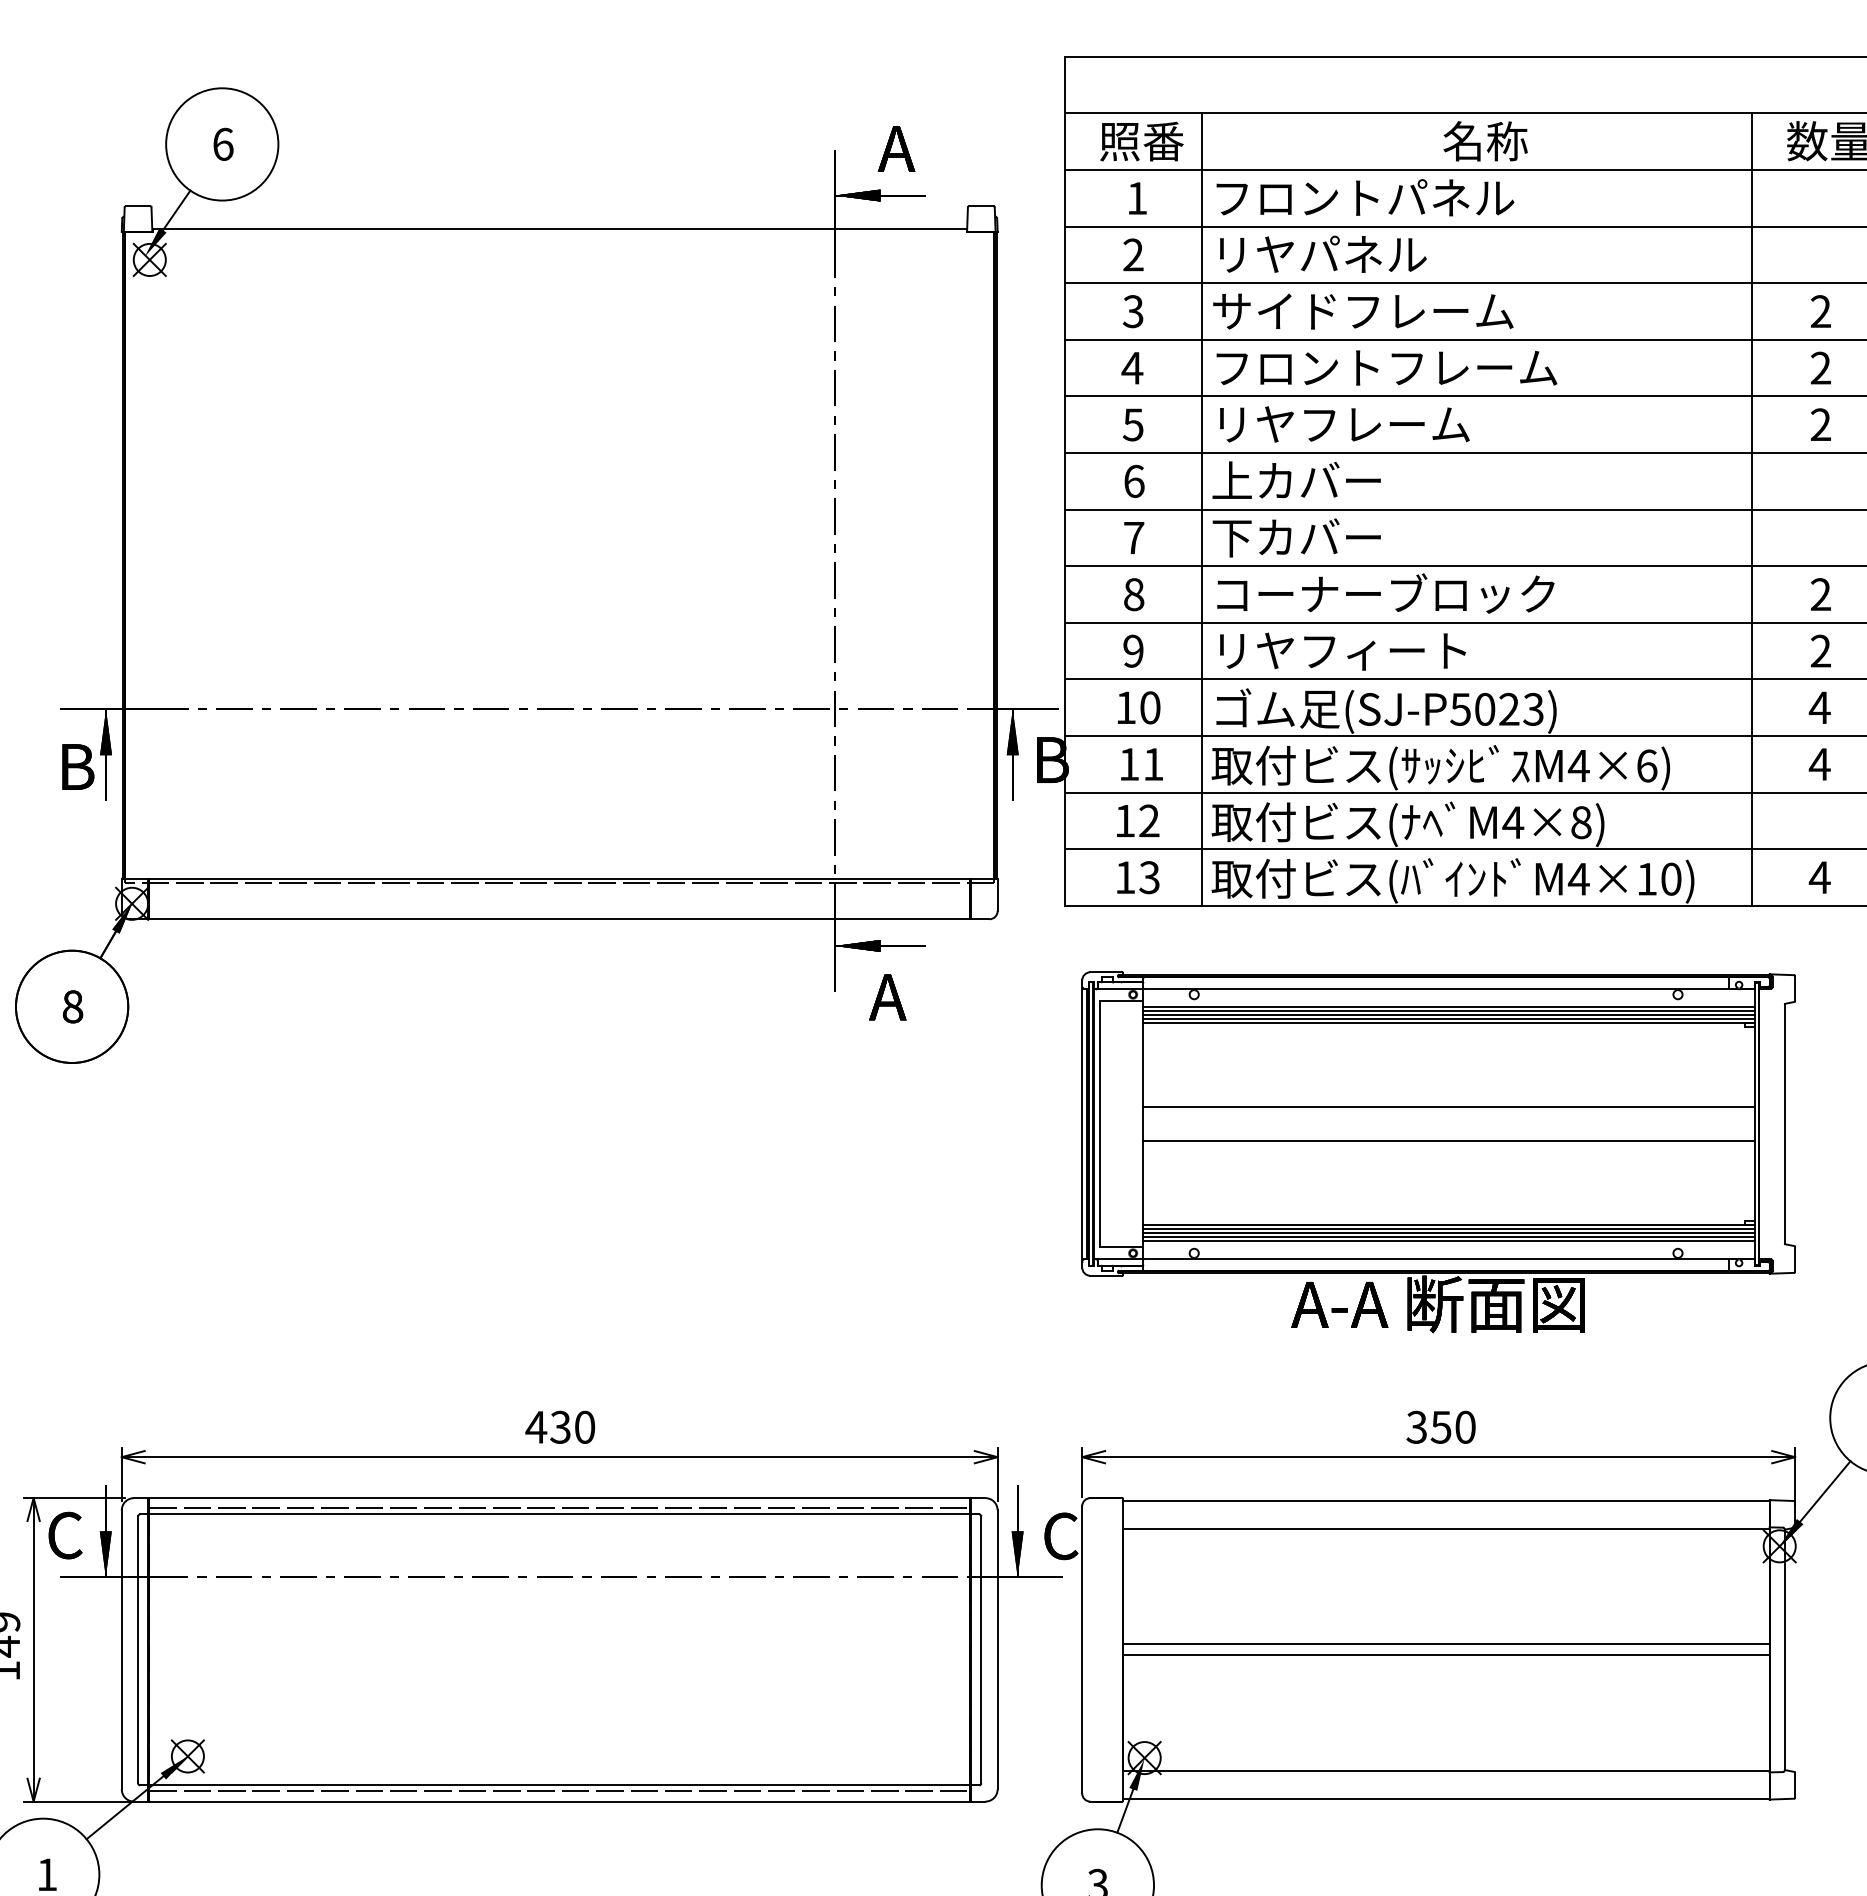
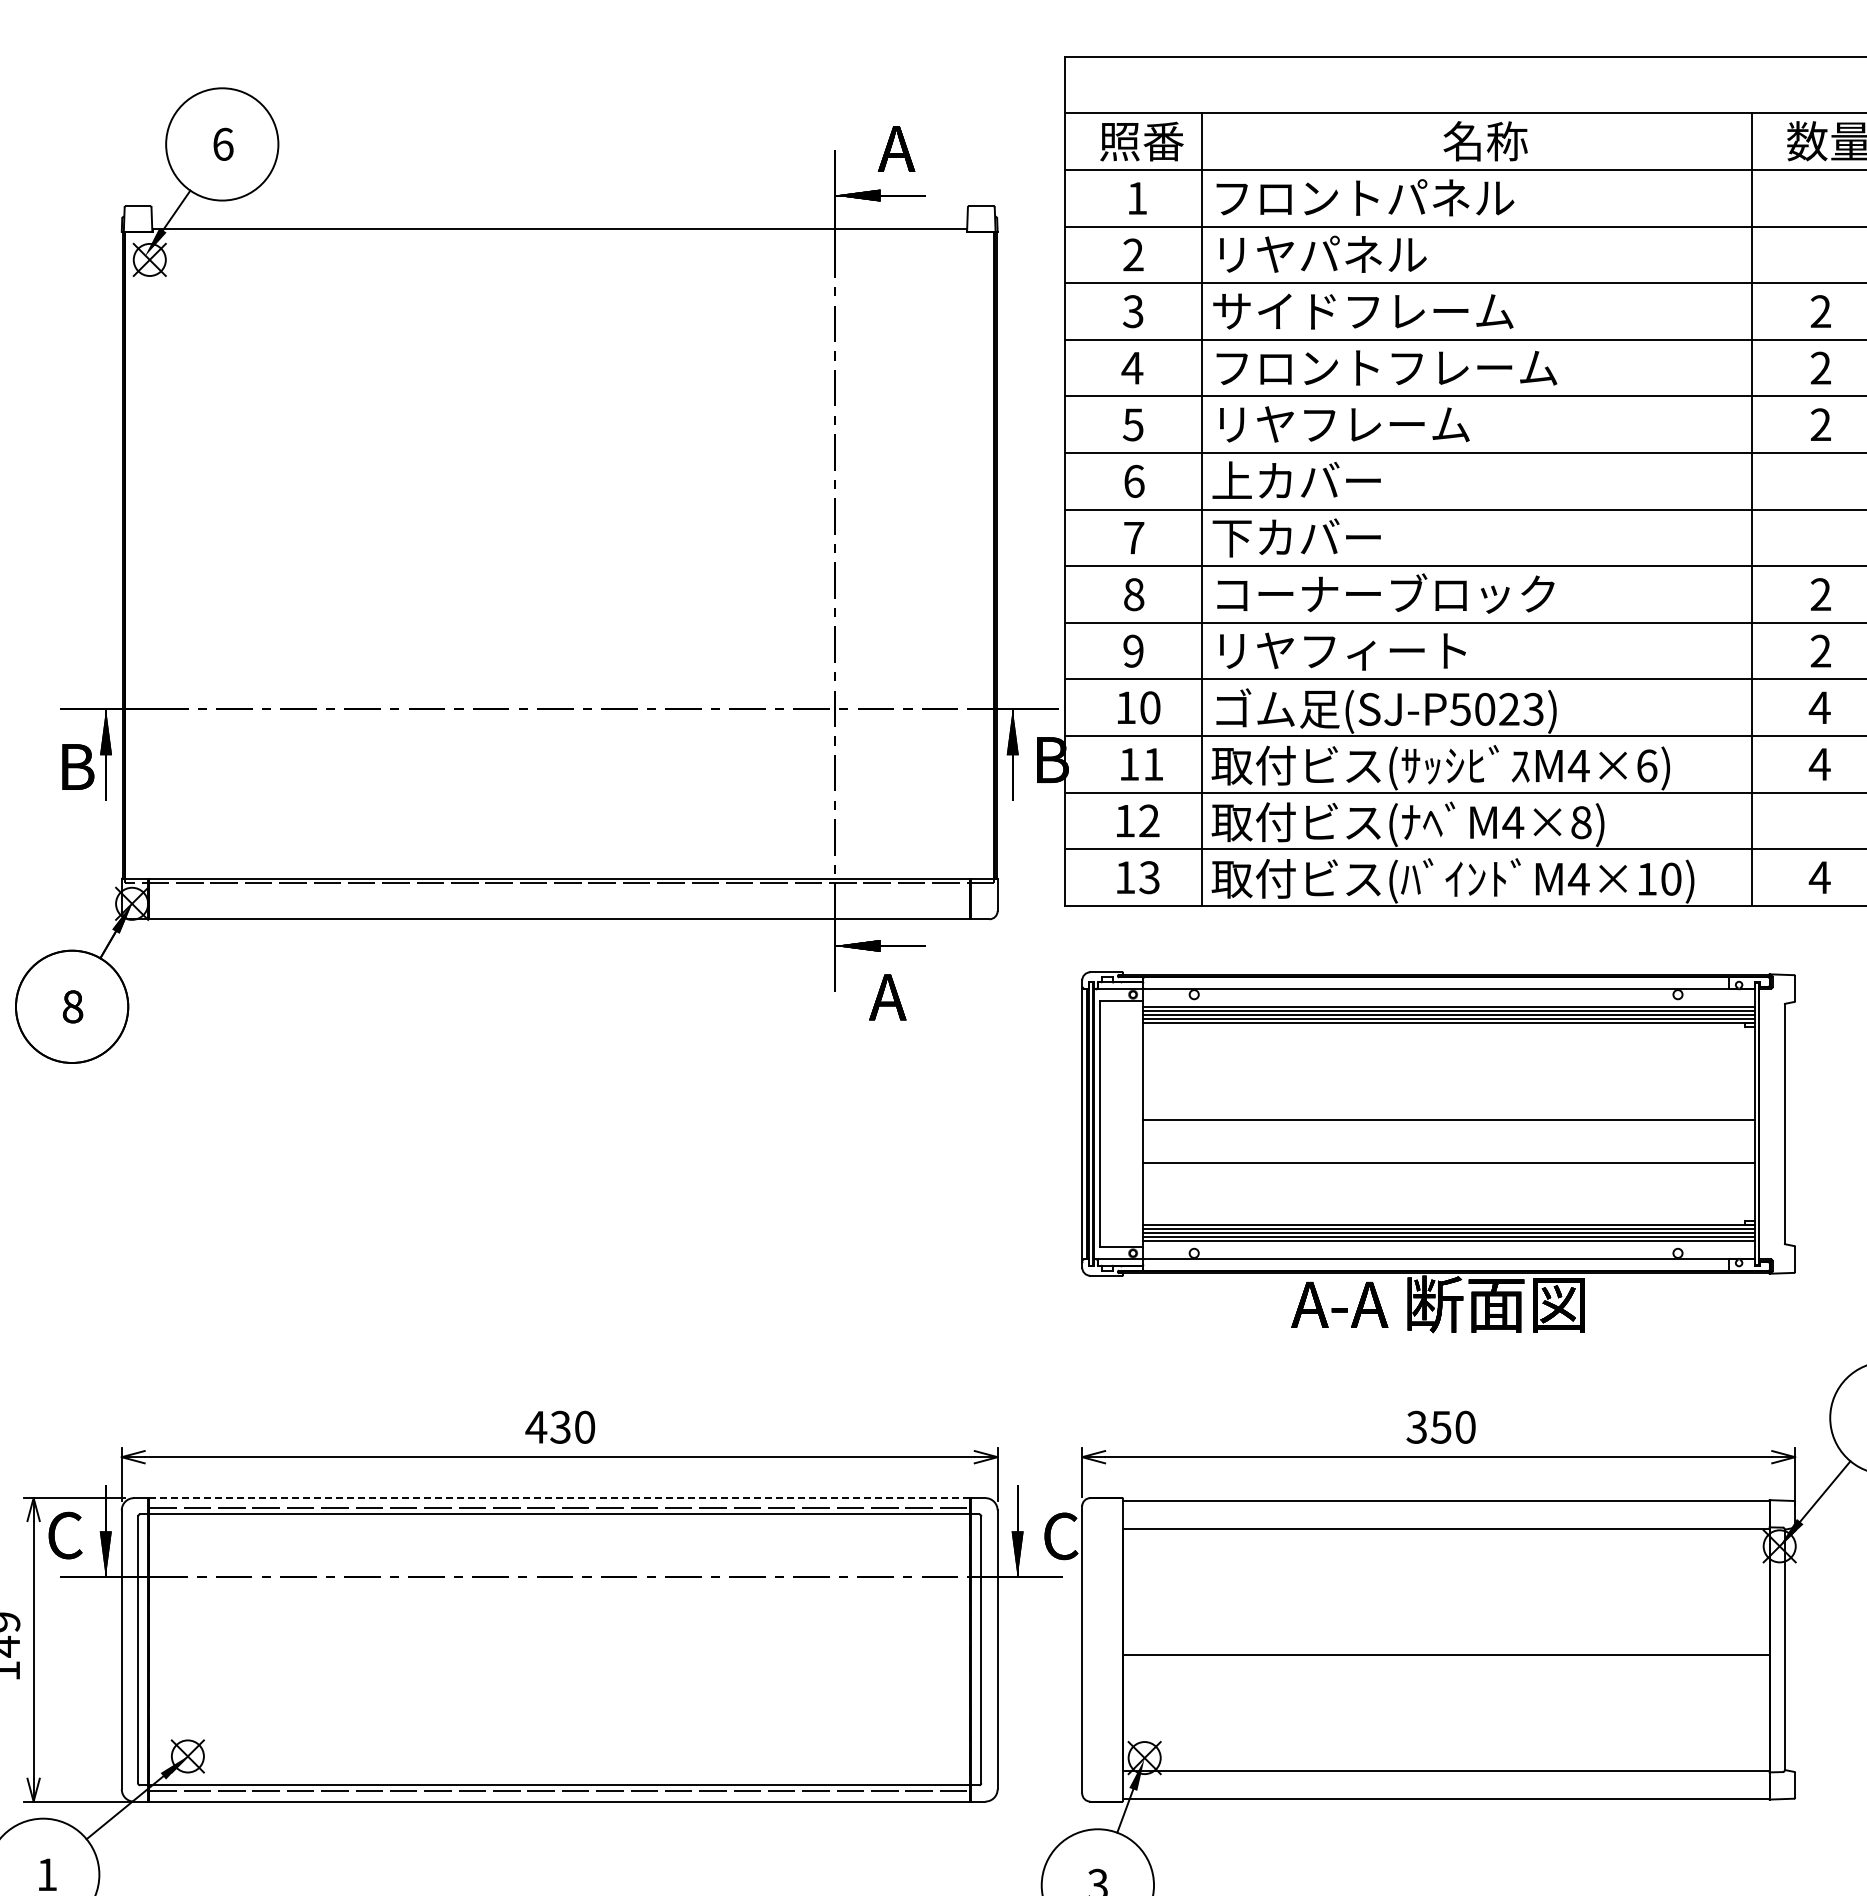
line position: (1449, 1106) -> (1449, 1119) (1449, 1119)
line position: (1449, 1141) -> (1449, 1163) (1449, 1163)
line: solid -> dashed (559, 1498)
line: present -> none (1445, 1644)
